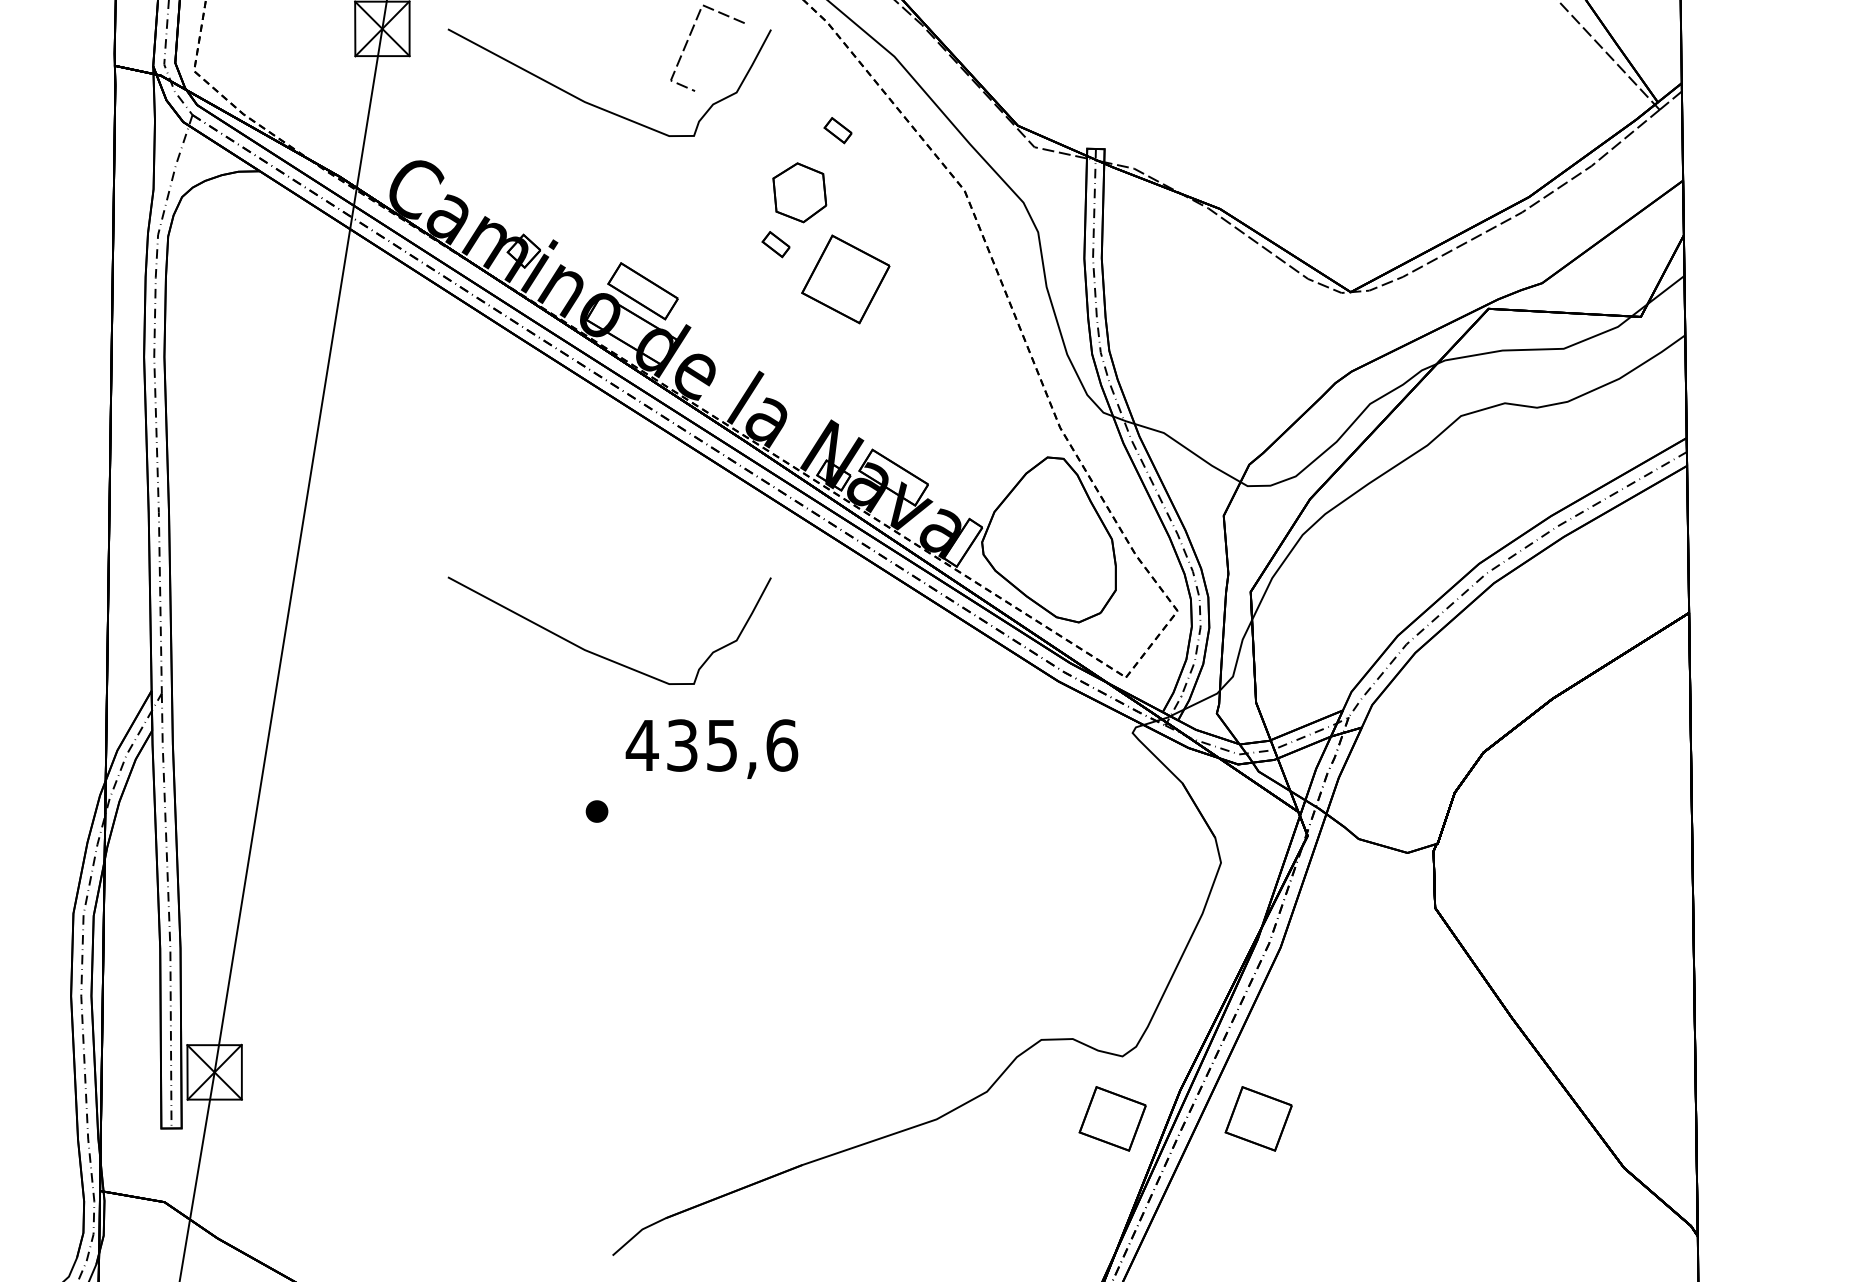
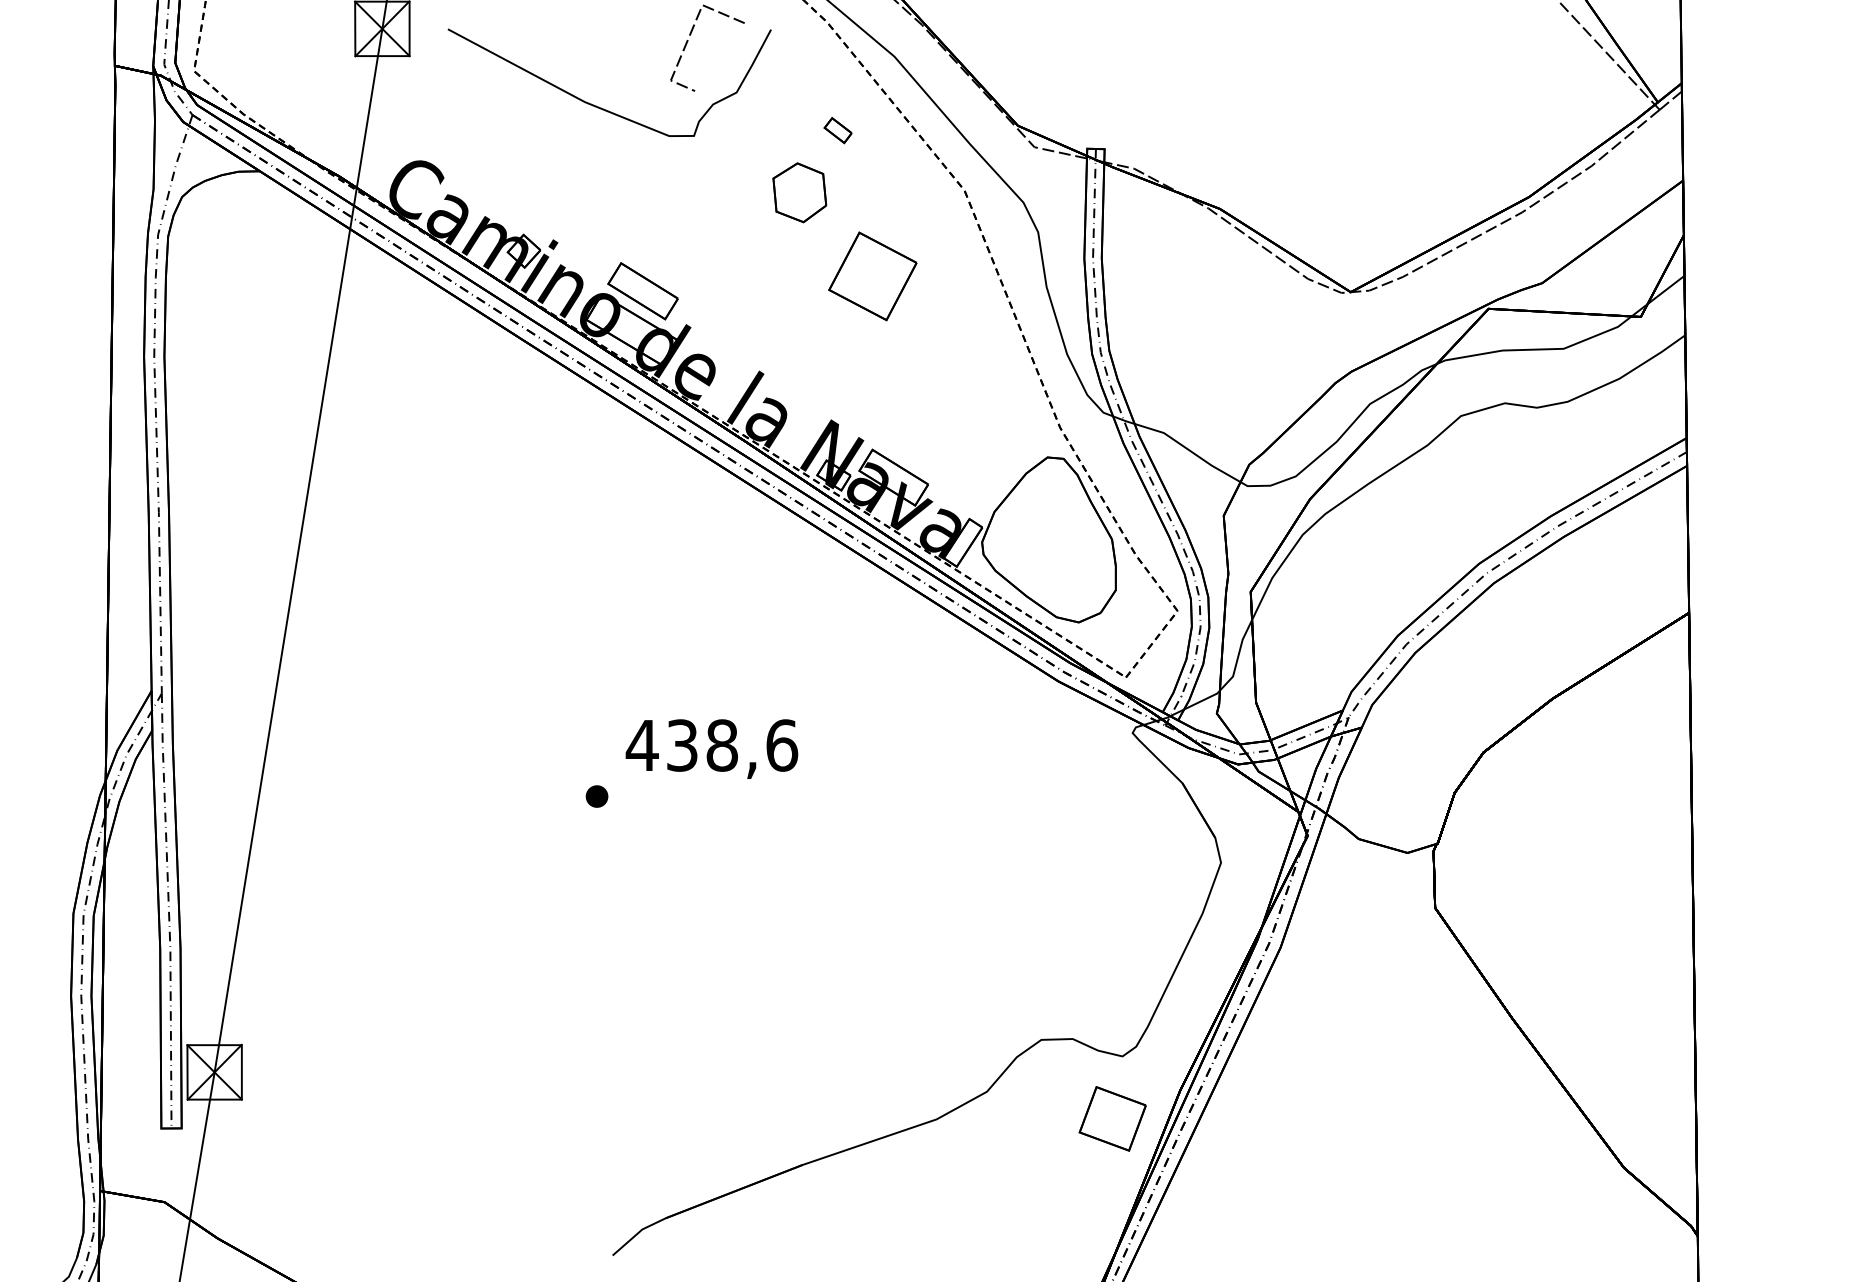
part: present -> none (775, 244)
part position: (845, 279) -> (872, 276) (872, 276)
curve: present -> none (601, 655)
text: 435,6 -> 438,6 (721, 745)
part position: (596, 811) -> (596, 796) (596, 796)
part: present -> none (1258, 1118)
